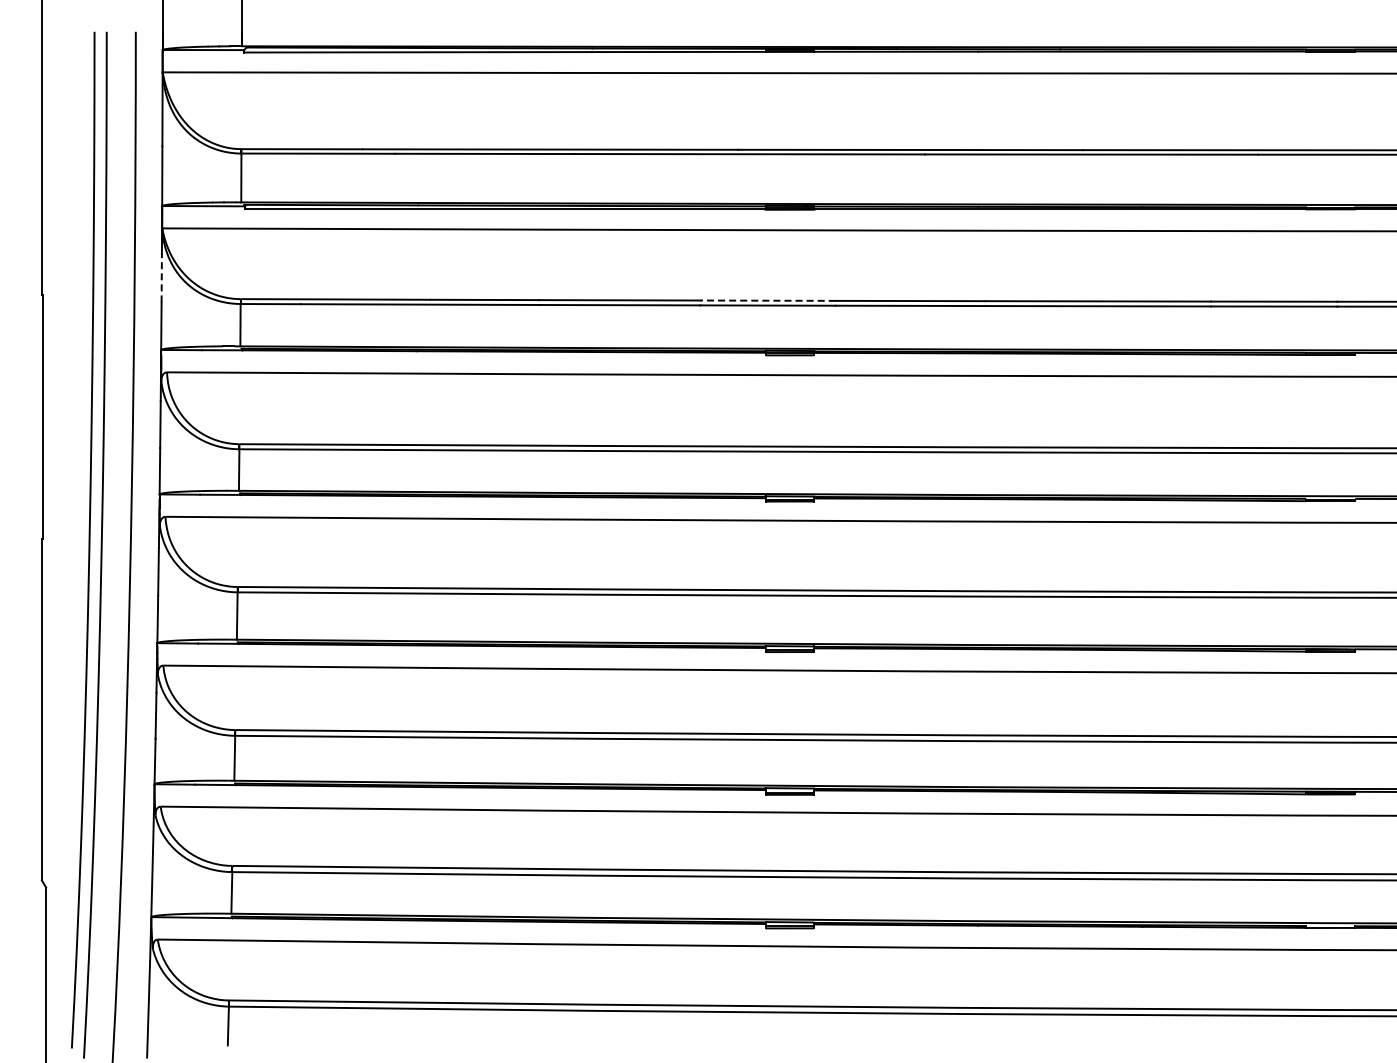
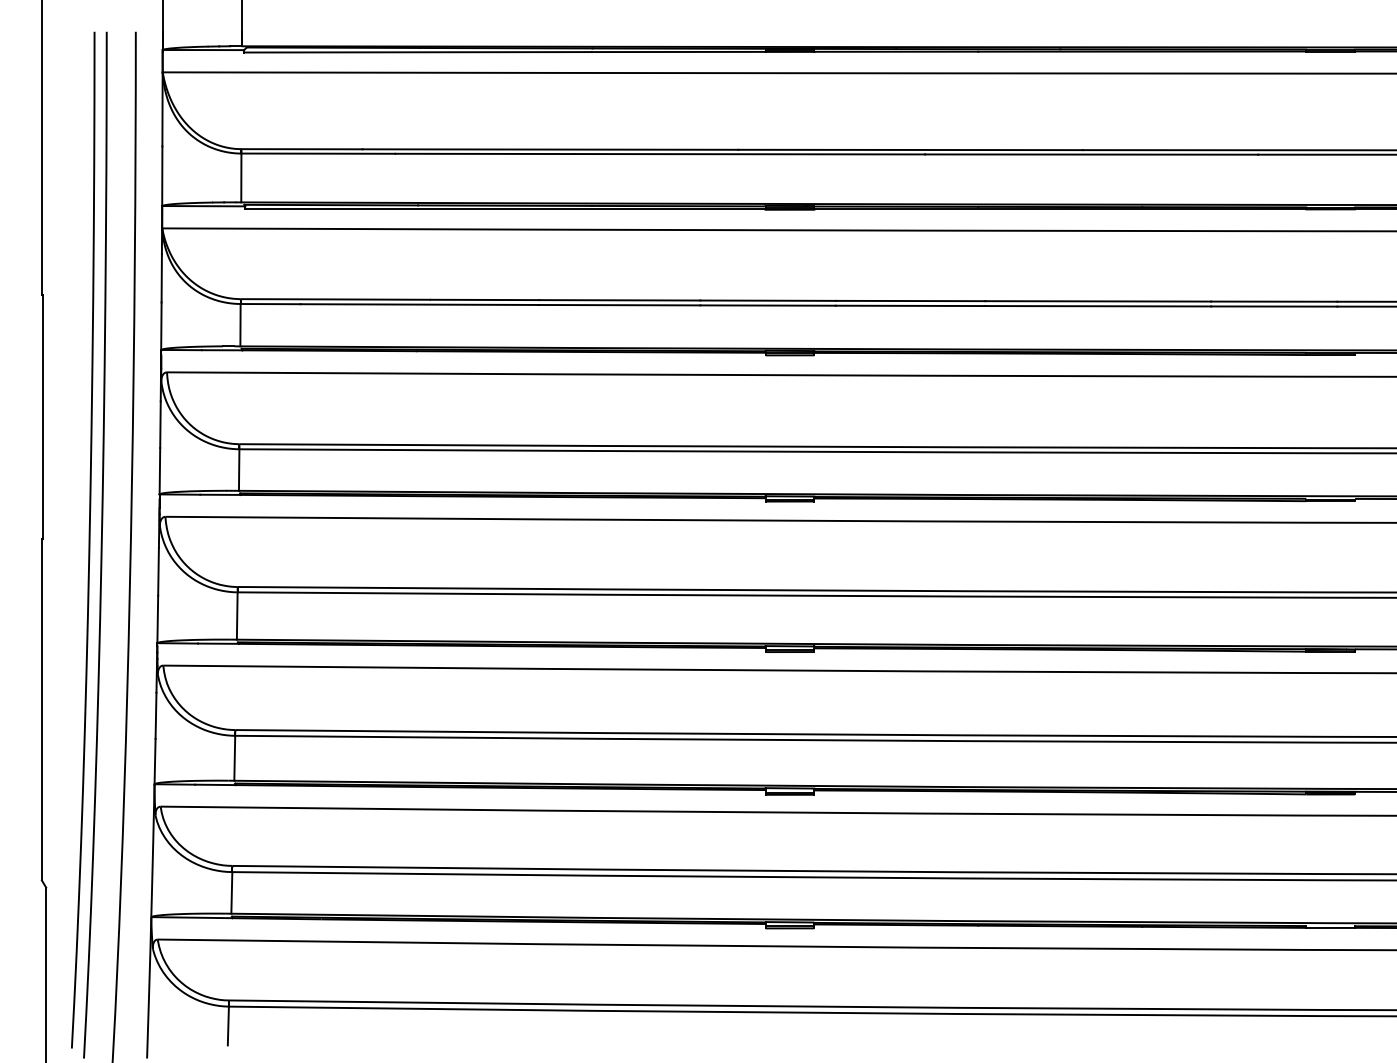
line: dashed -> solid (161, 277)
line: dashed -> solid (768, 300)
